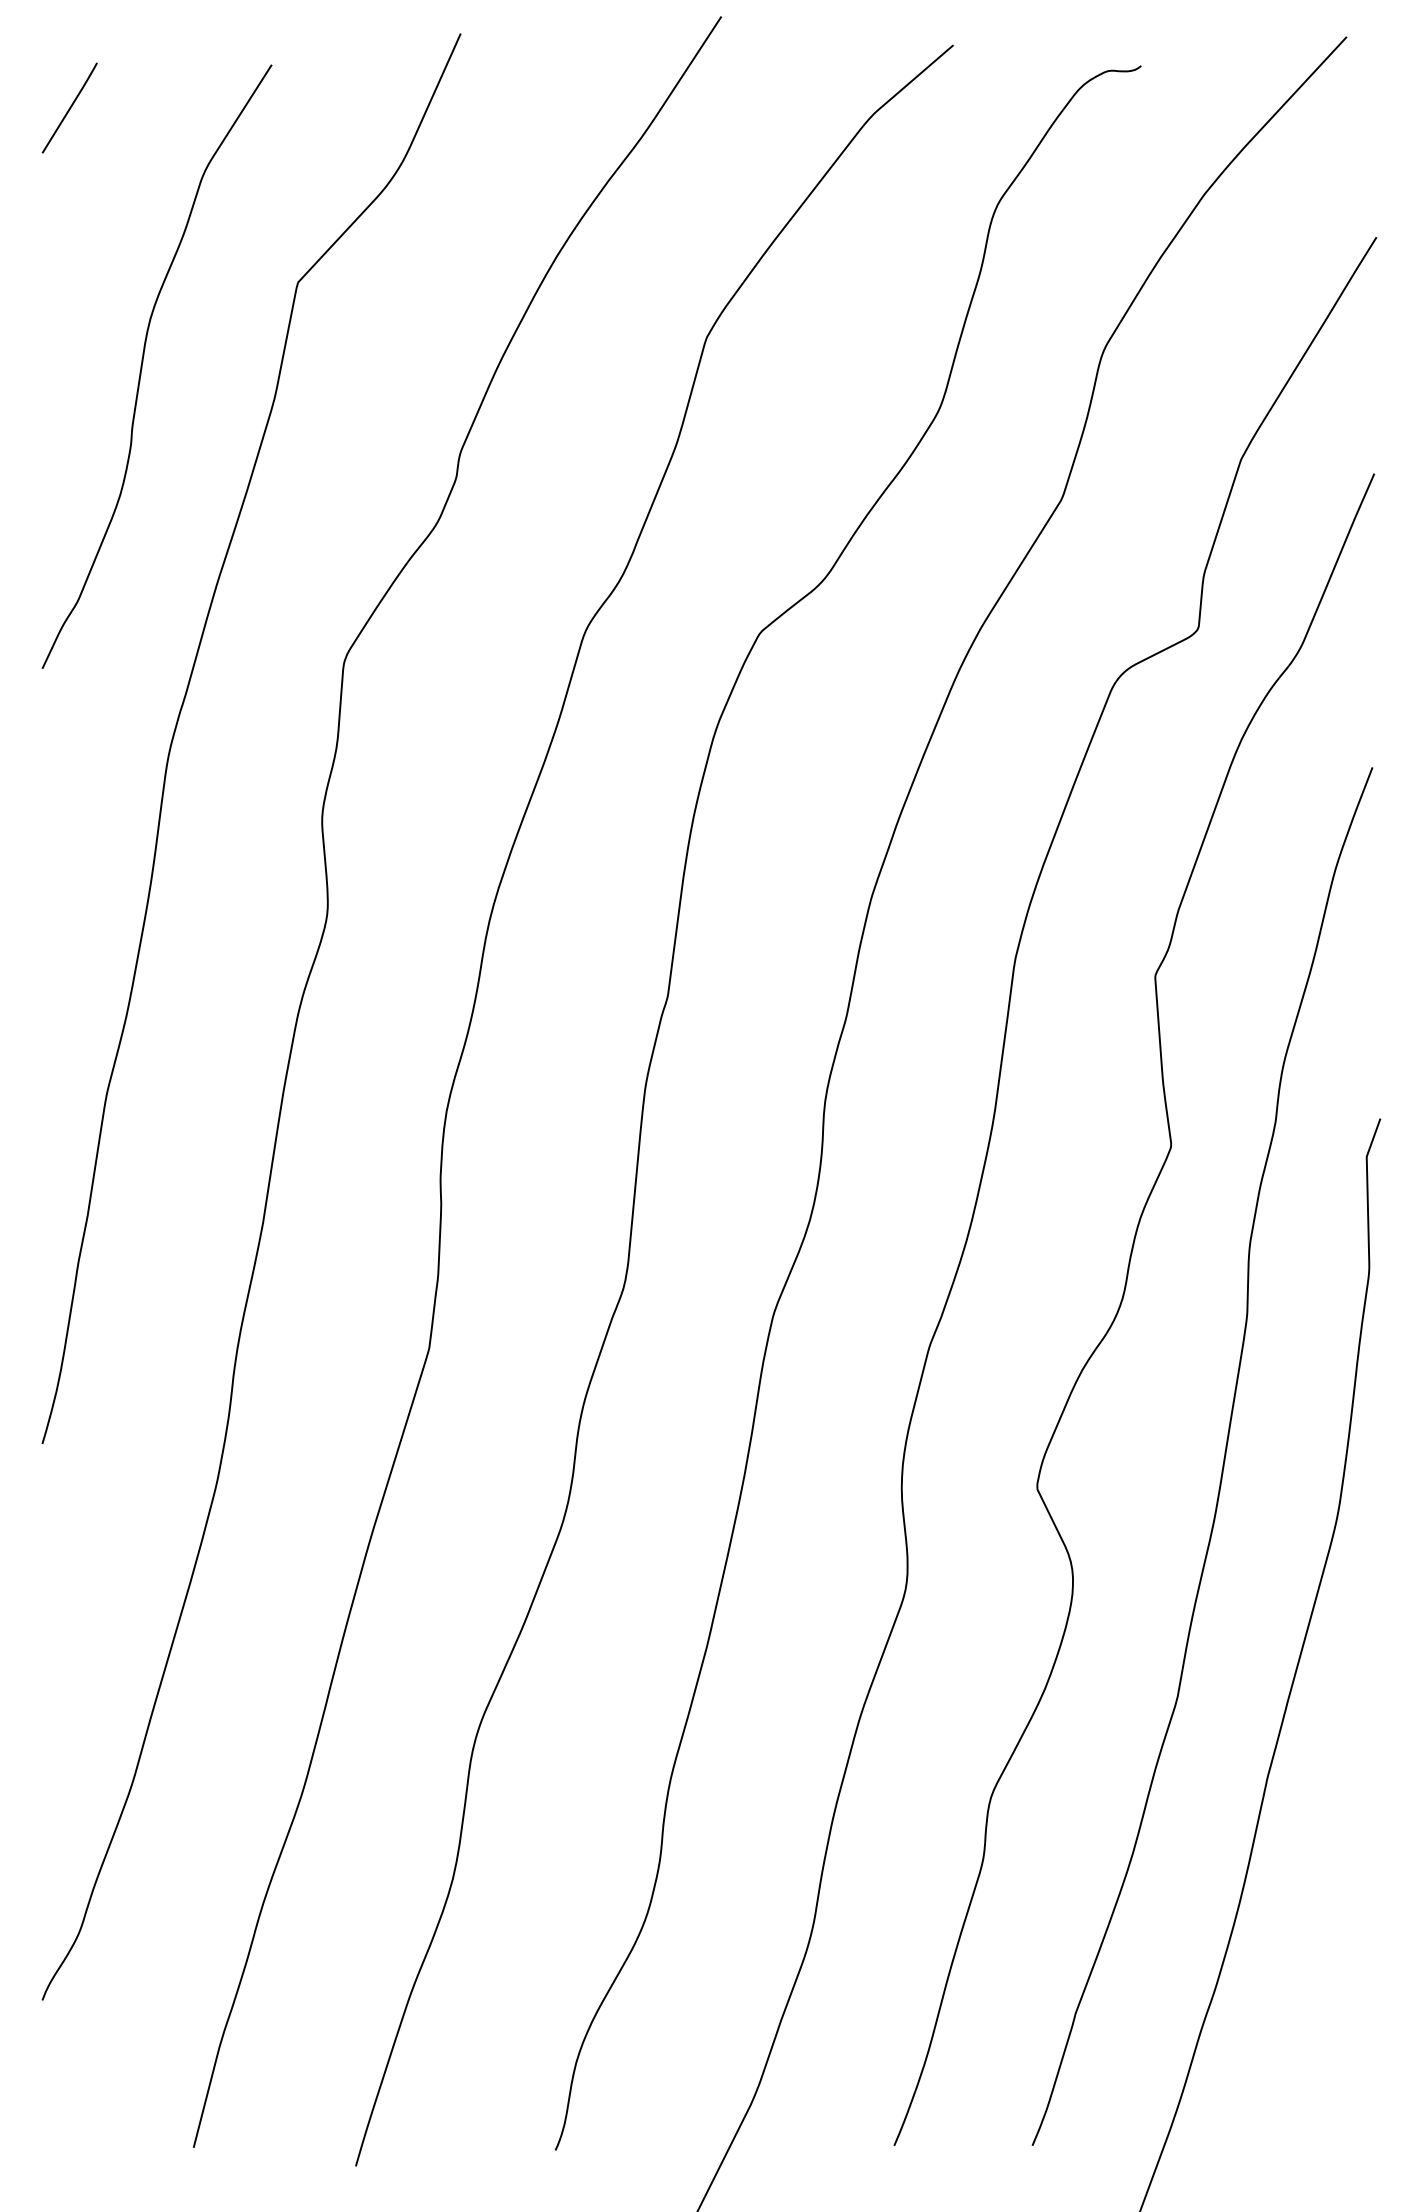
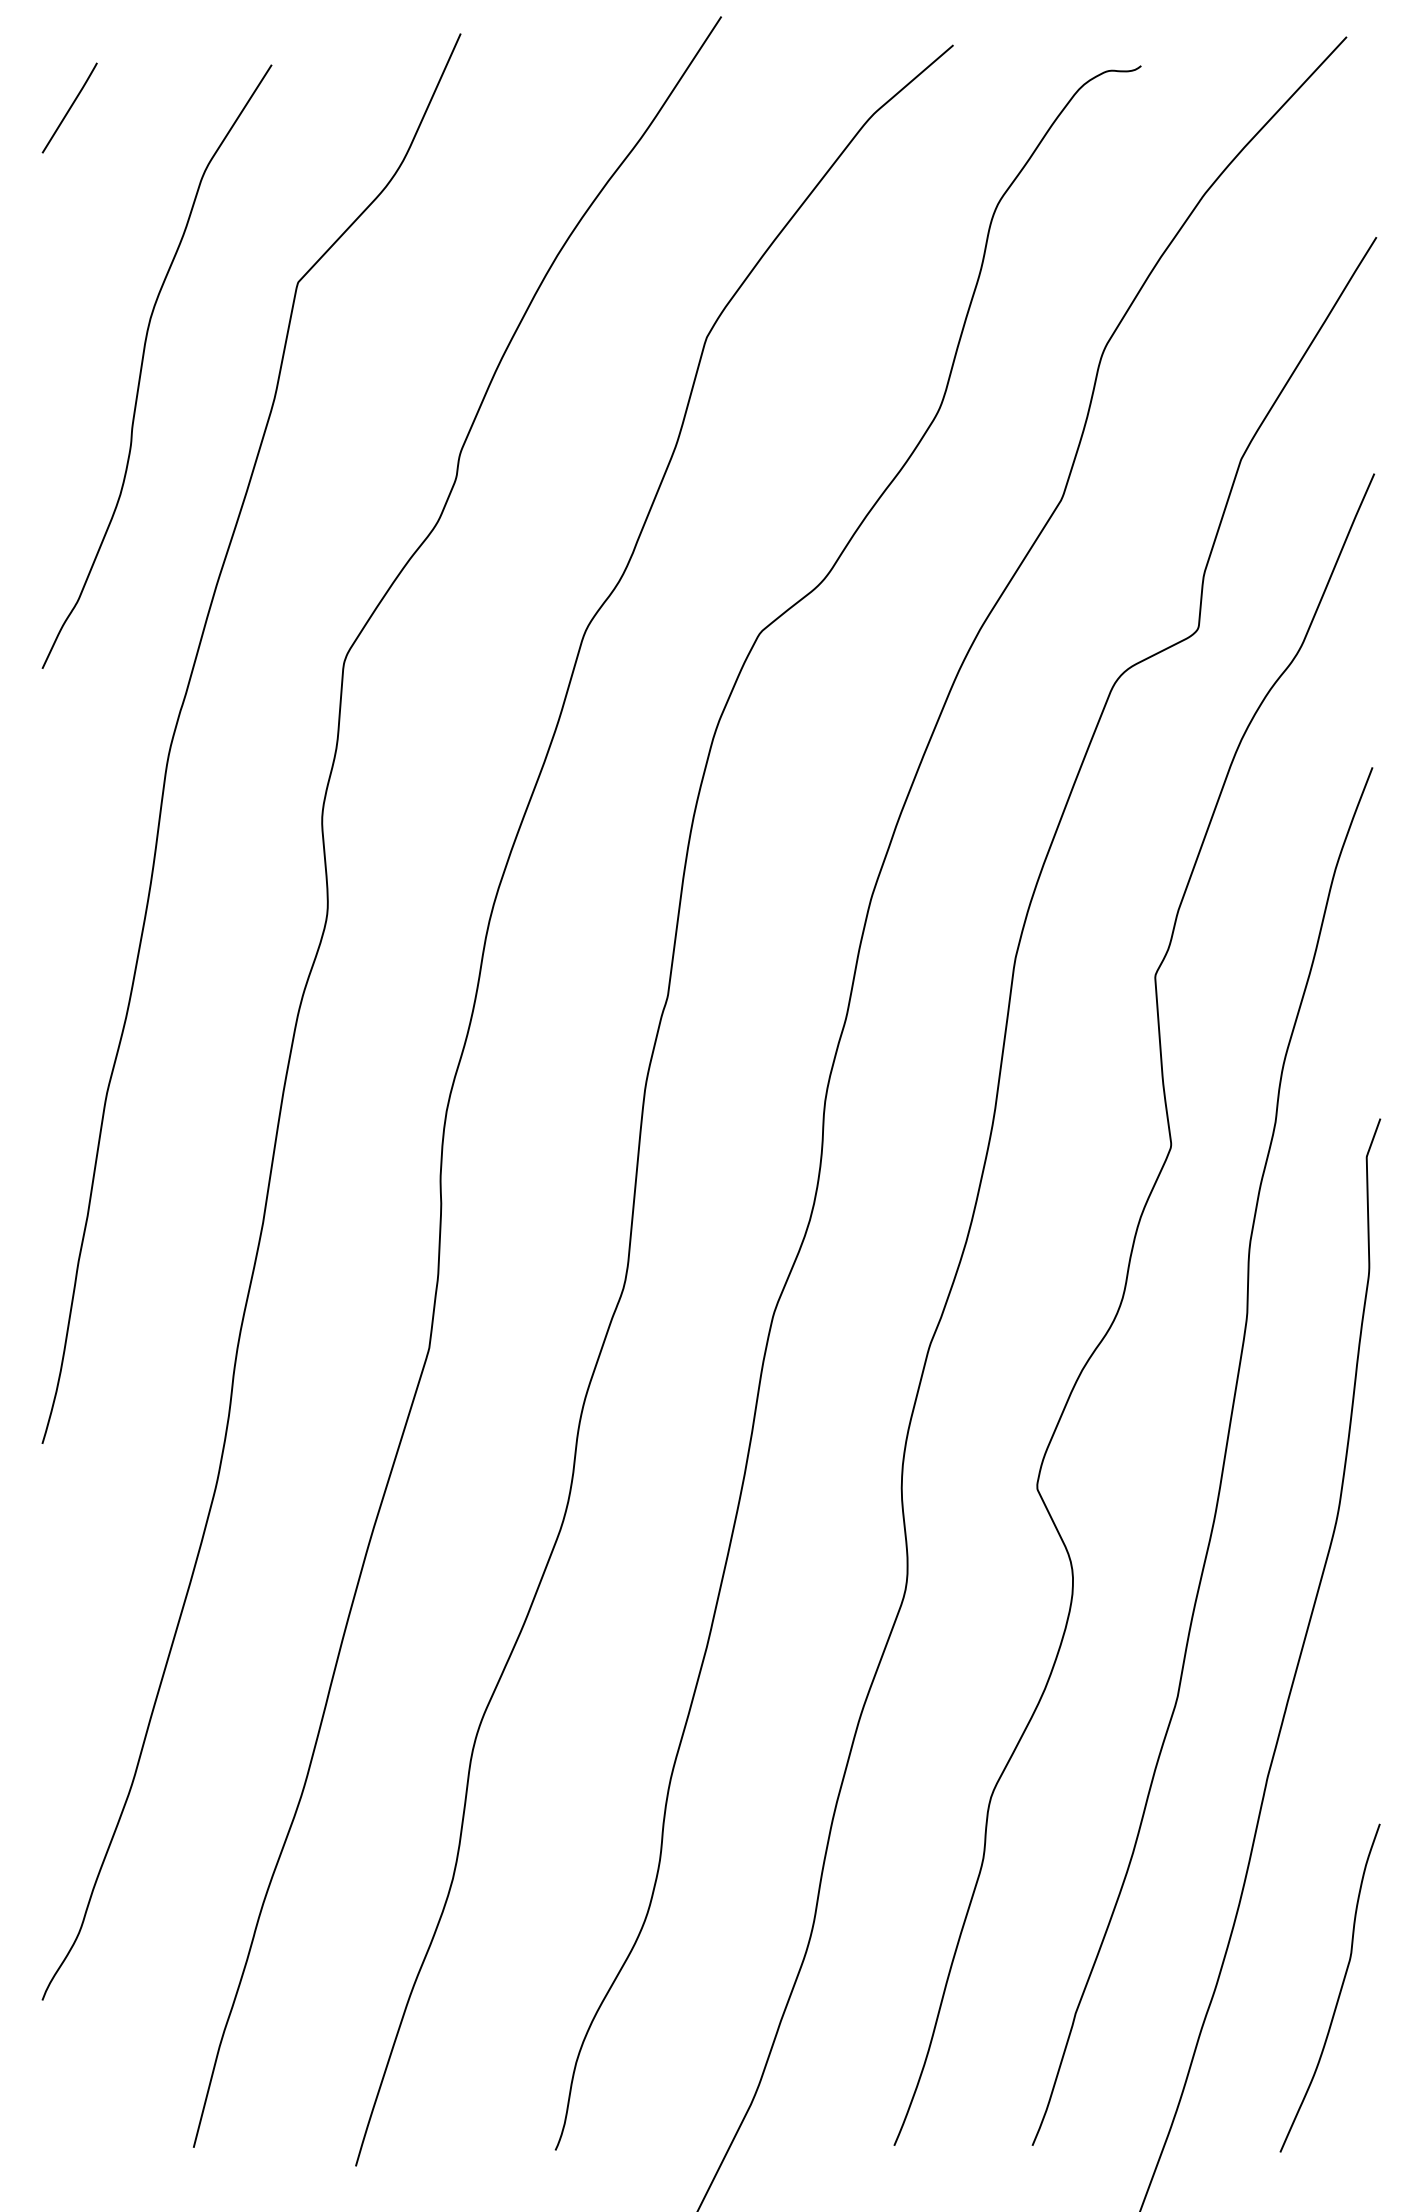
curve: none -> present (1339, 1991)
